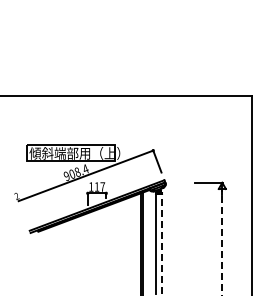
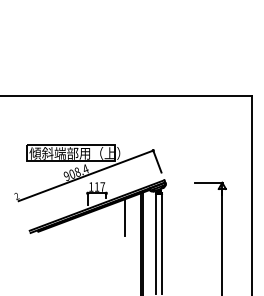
line: none -> present (124, 217)
line: dashed -> solid (222, 242)
line: dashed -> solid (162, 243)
